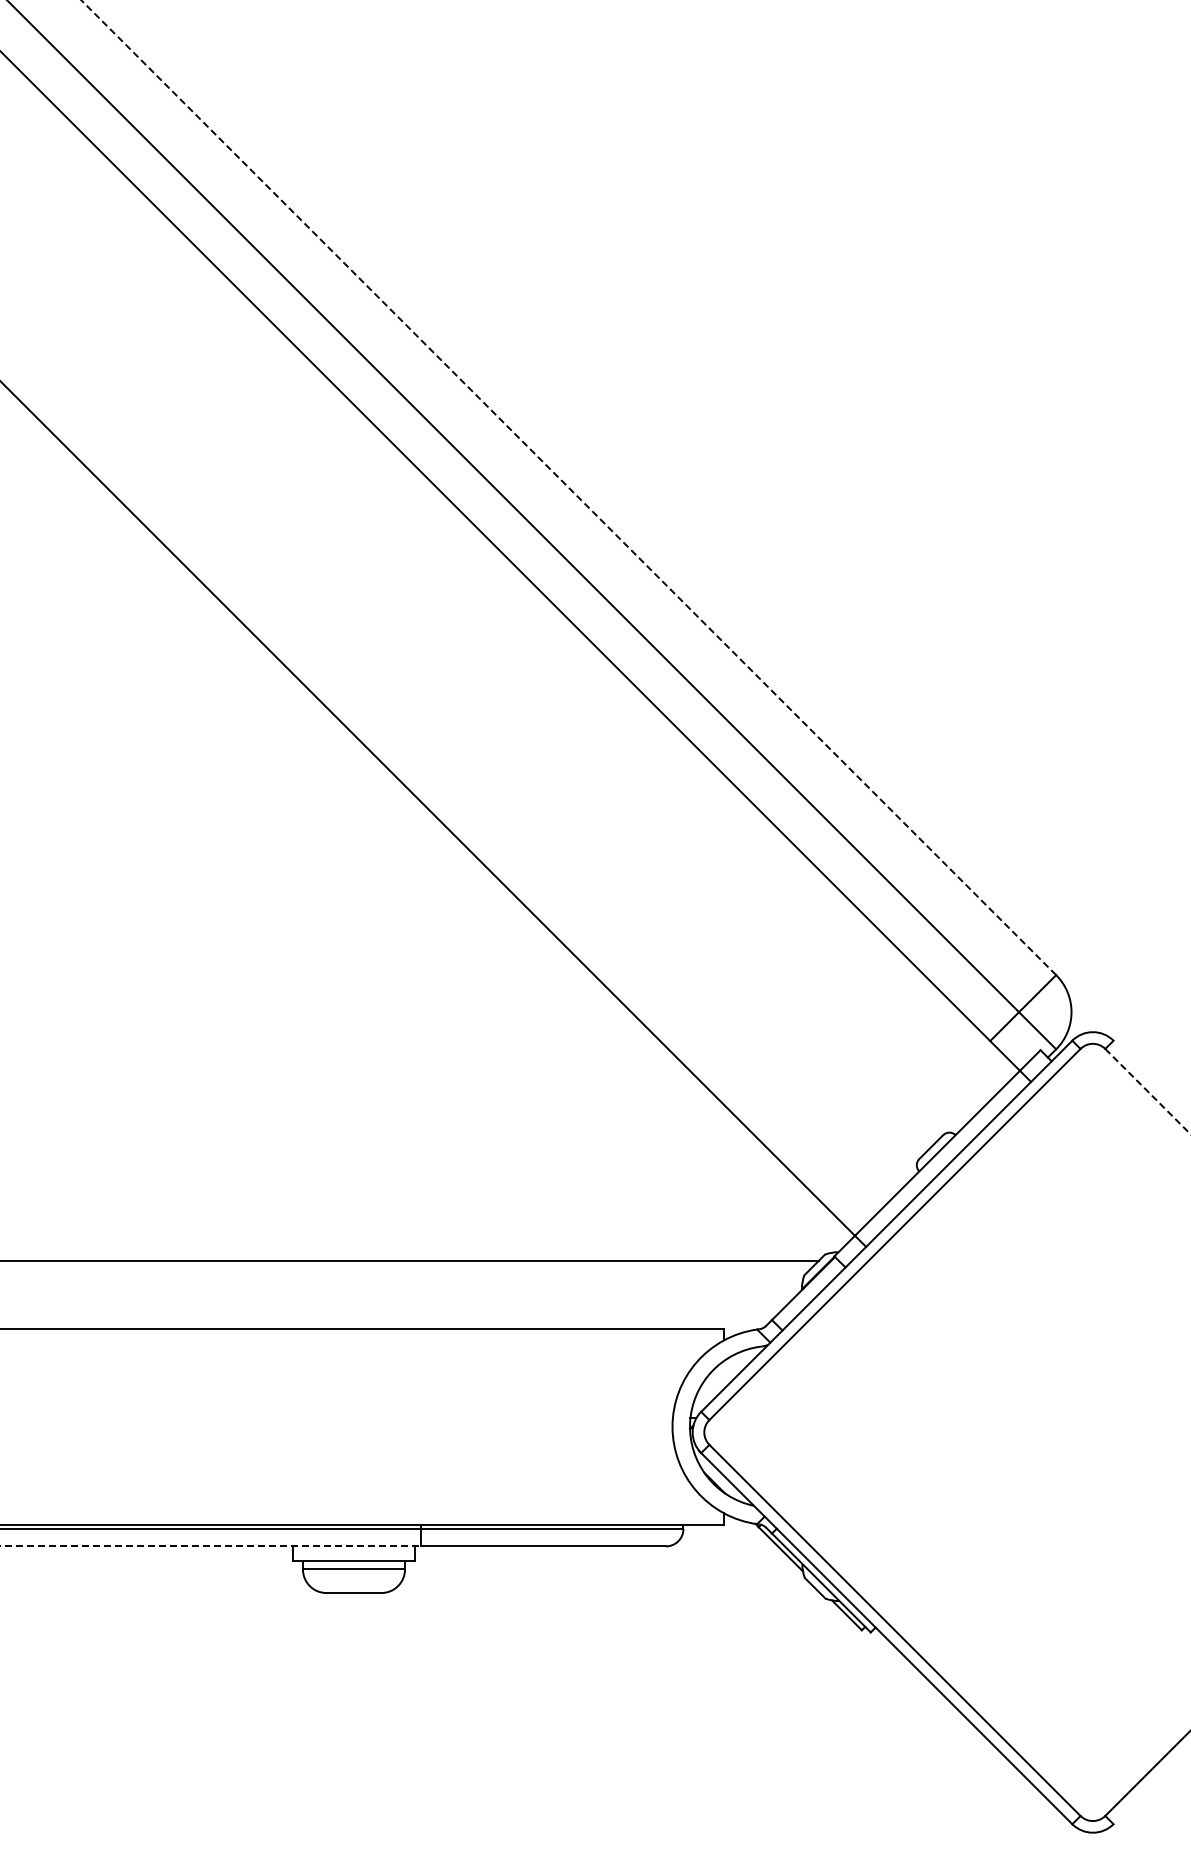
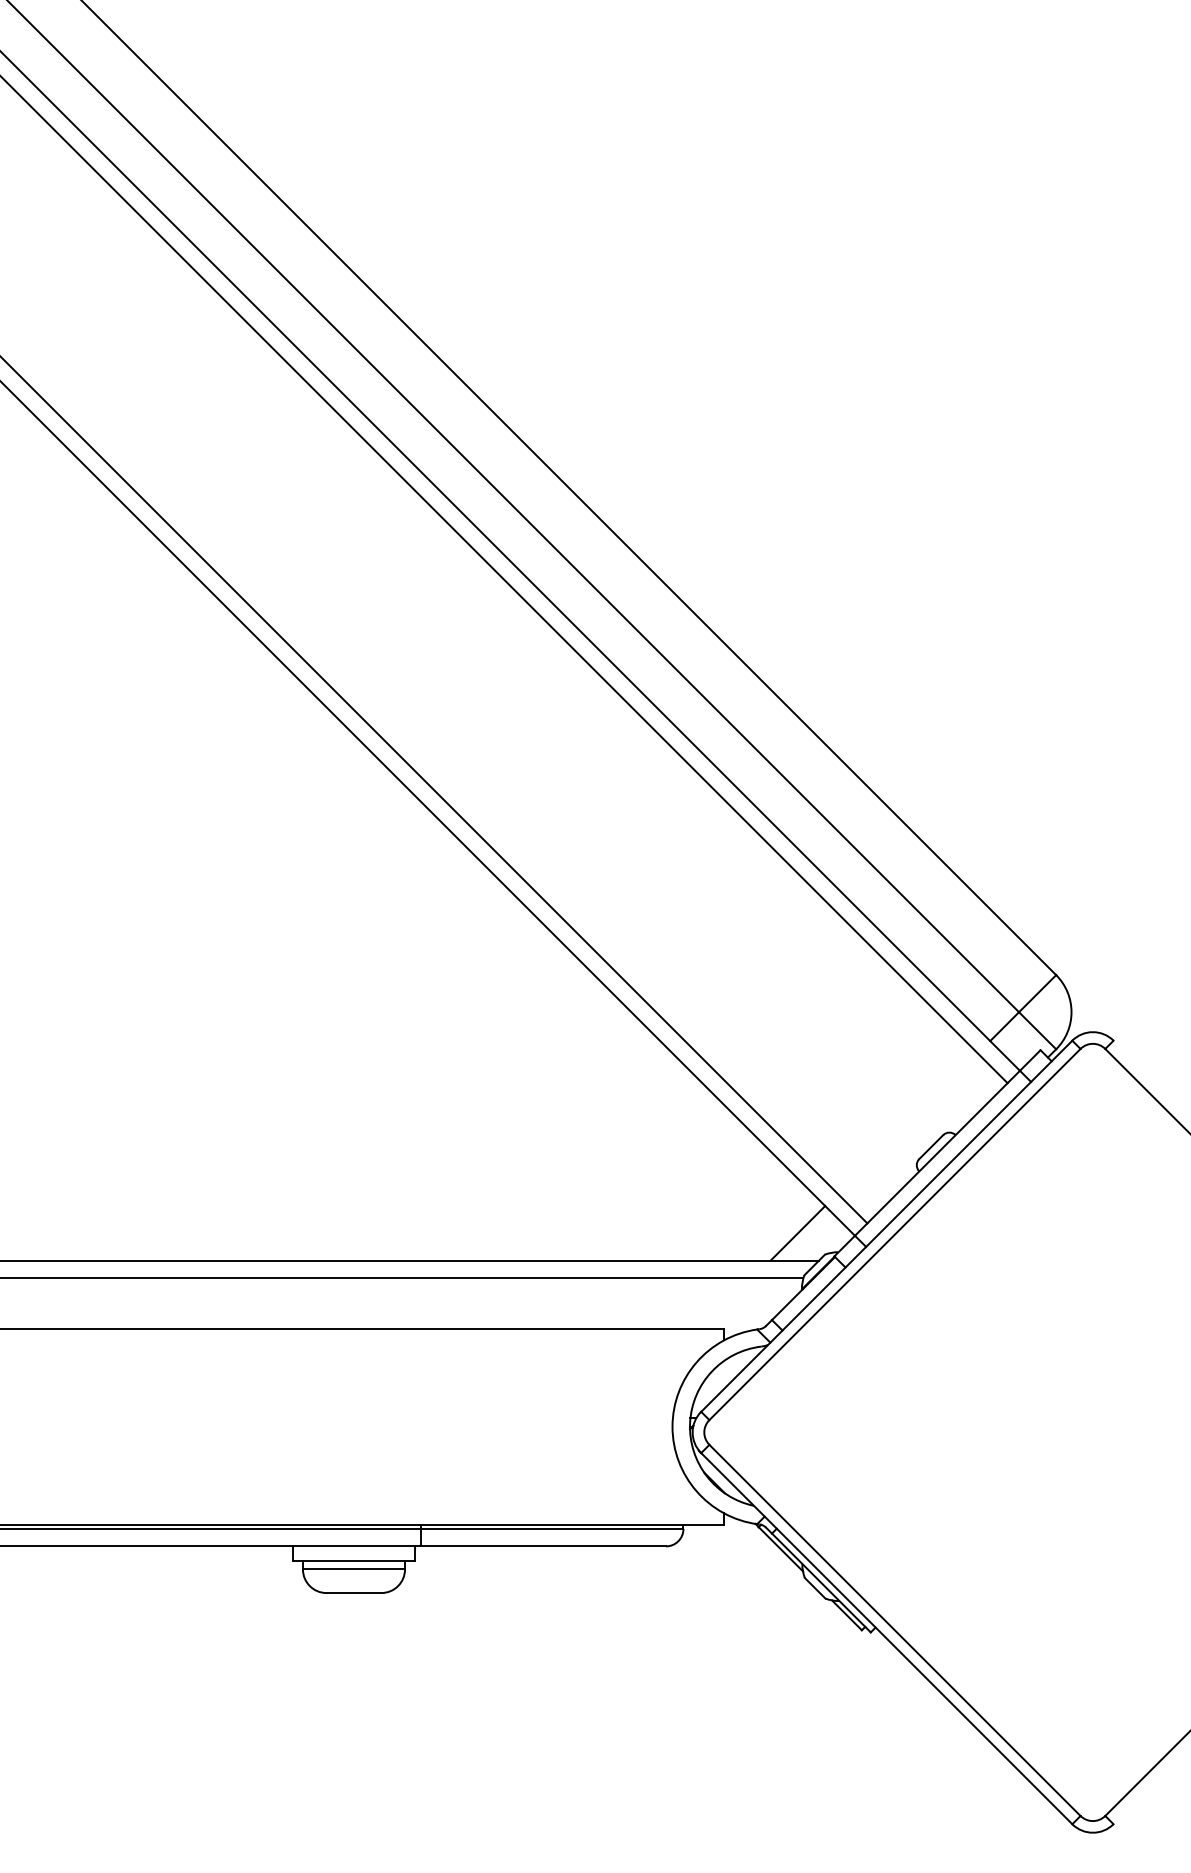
line: dashed -> solid (568, 487)
line: none -> present (504, 580)
line: none -> present (434, 790)
line: dashed -> solid (1148, 1092)
line: none -> present (797, 1233)
line: none -> present (402, 1278)
line: dashed -> solid (211, 1546)
